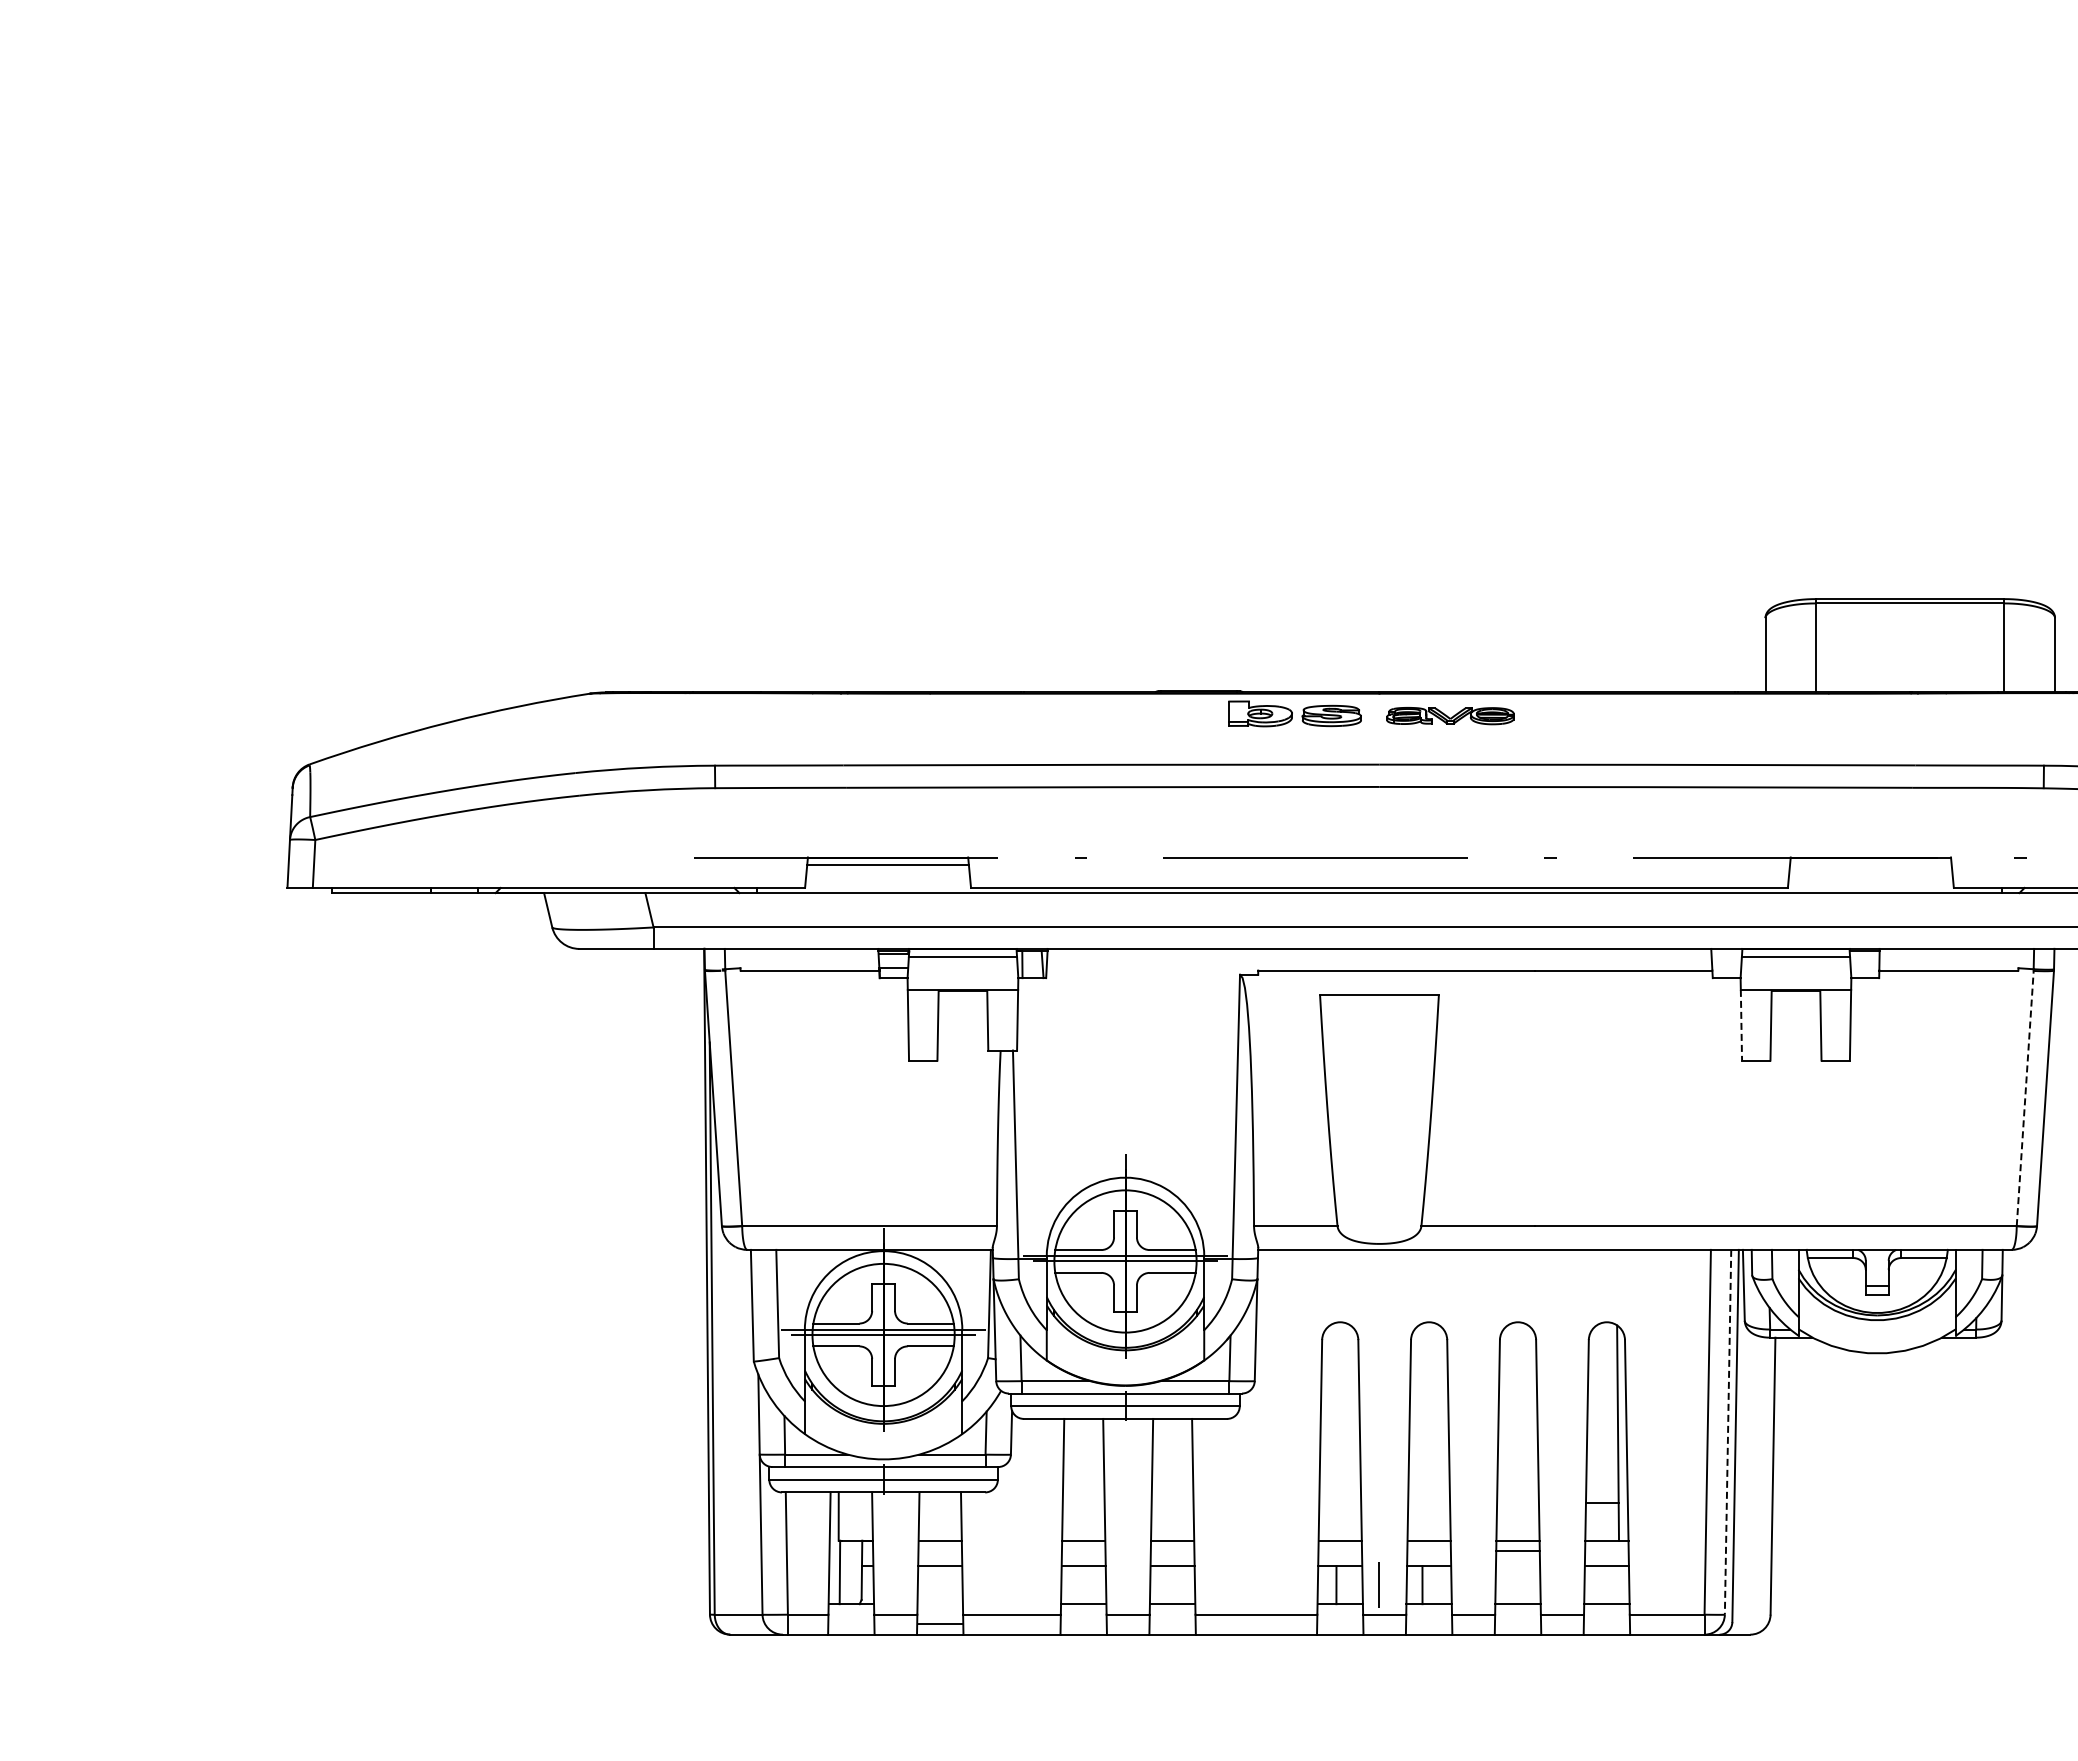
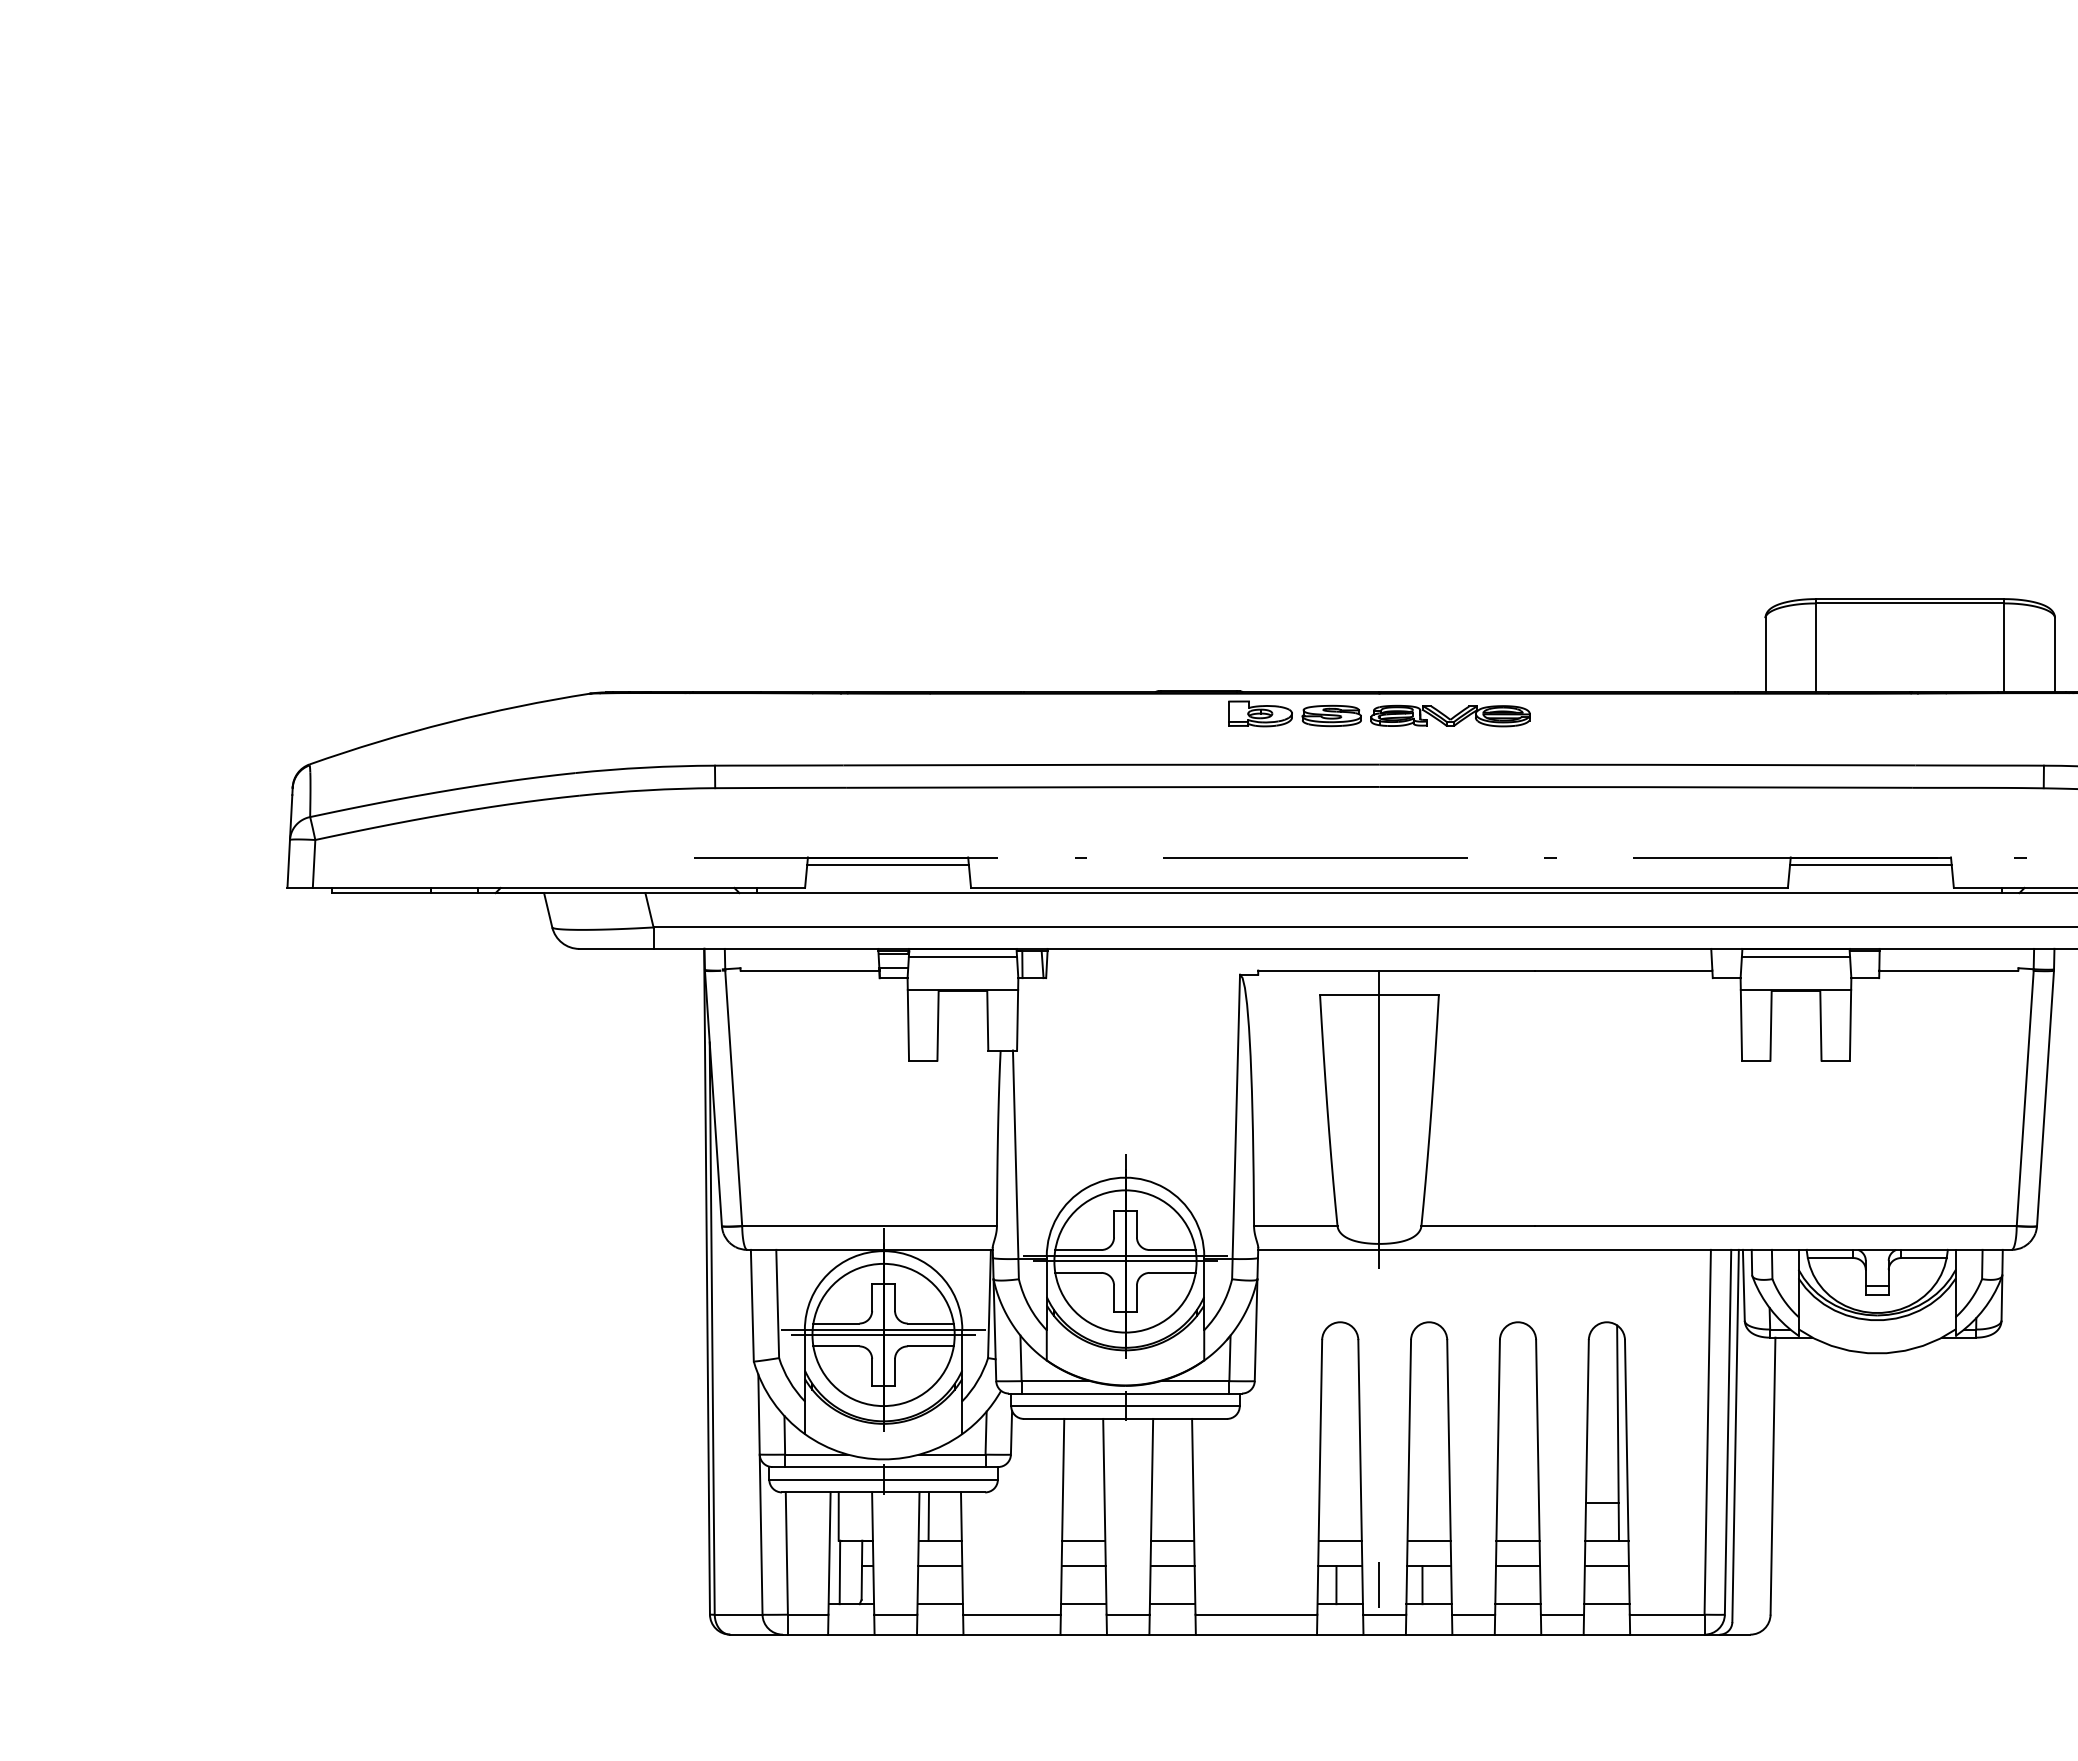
part size: 129x19 px -> 161x24 px (1450, 715)
line: none -> present (1870, 865)
line: dashed -> solid (1741, 1025)
line: dashed -> solid (2025, 1097)
line: none -> present (1379, 1119)
line: dashed -> solid (1728, 1432)
line: none -> present (928, 1516)
line position: (1517, 1551) -> (1517, 1566) (1517, 1566)
line position: (939, 1624) -> (939, 1604) (939, 1604)
